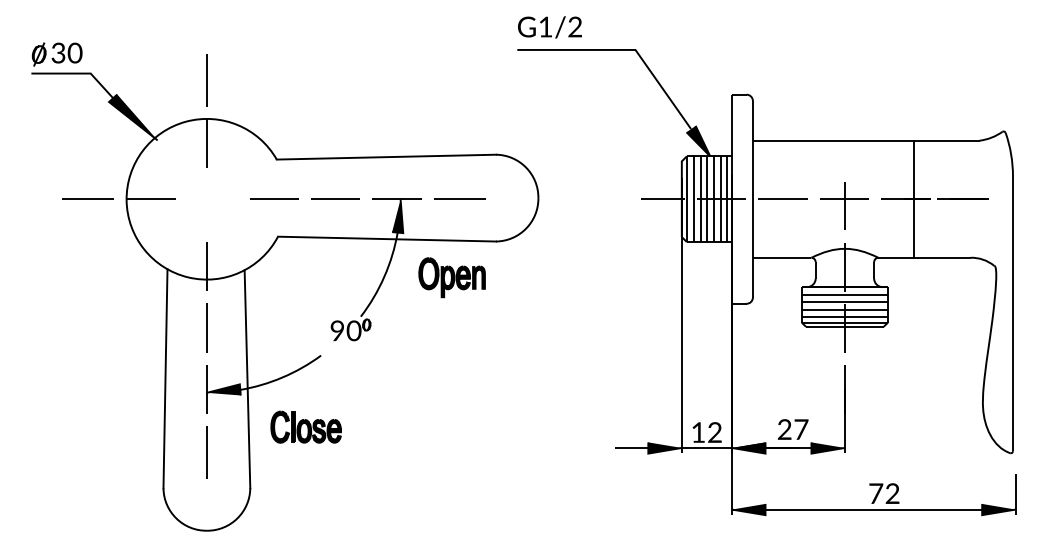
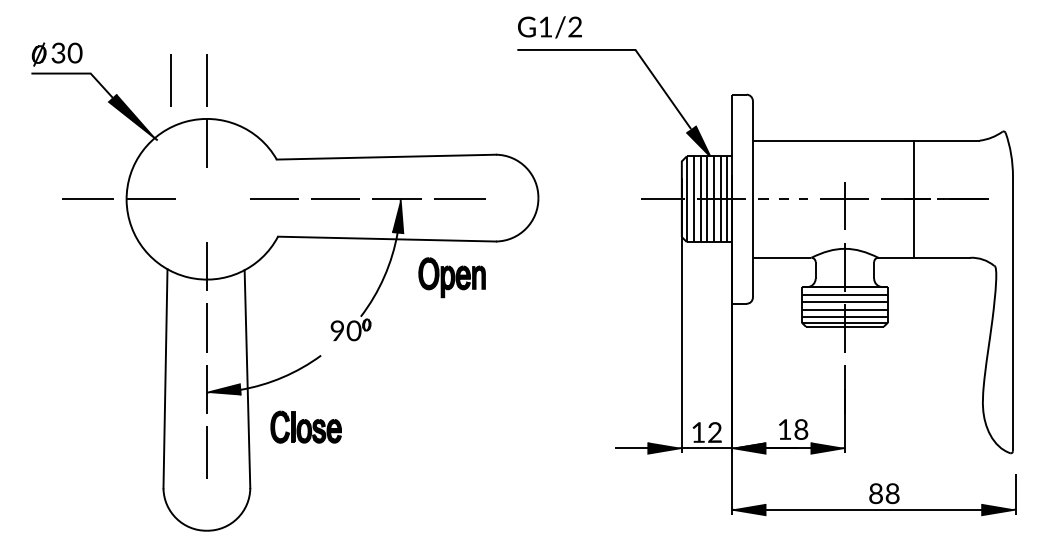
line: none -> present (170, 80)
line: solid -> dashed (782, 199)
text: 27 -> 18 (792, 429)
text: 72 -> 88 (884, 493)
